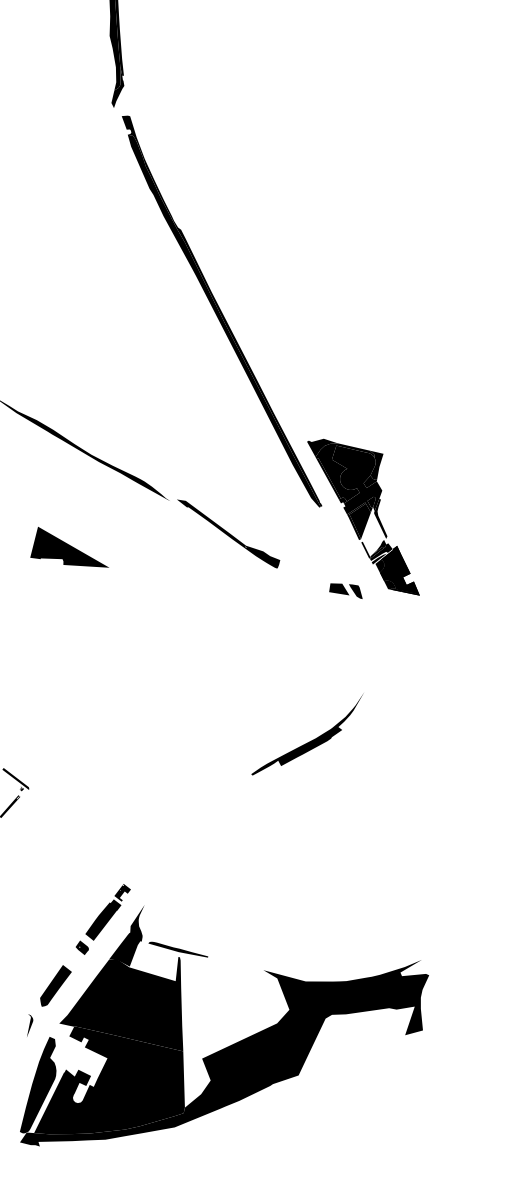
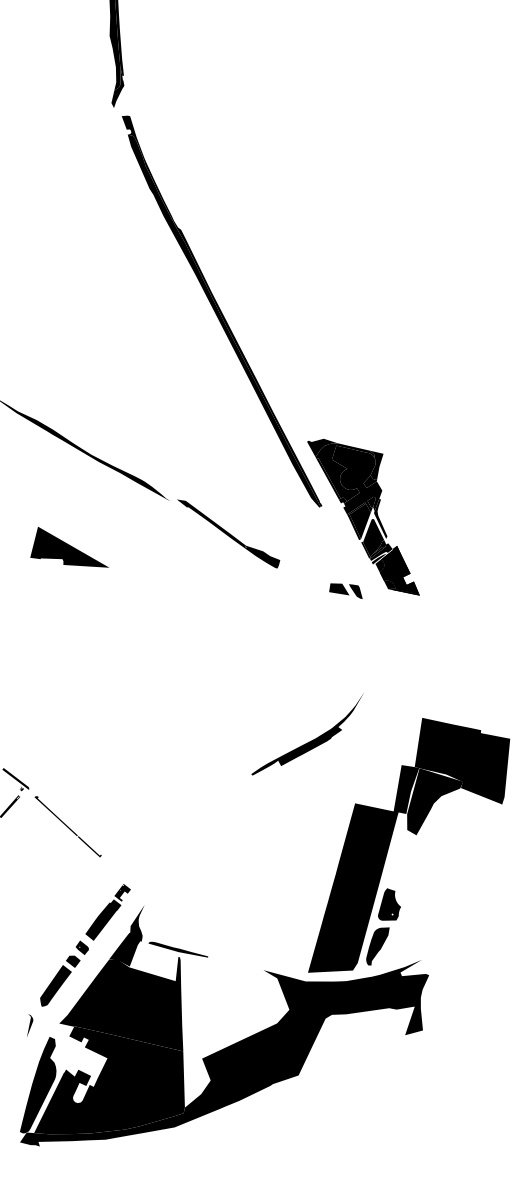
fill: none -> present (373, 537)
part: none -> present (67, 826)
part: none -> present (414, 834)
fill: none -> present (72, 961)
